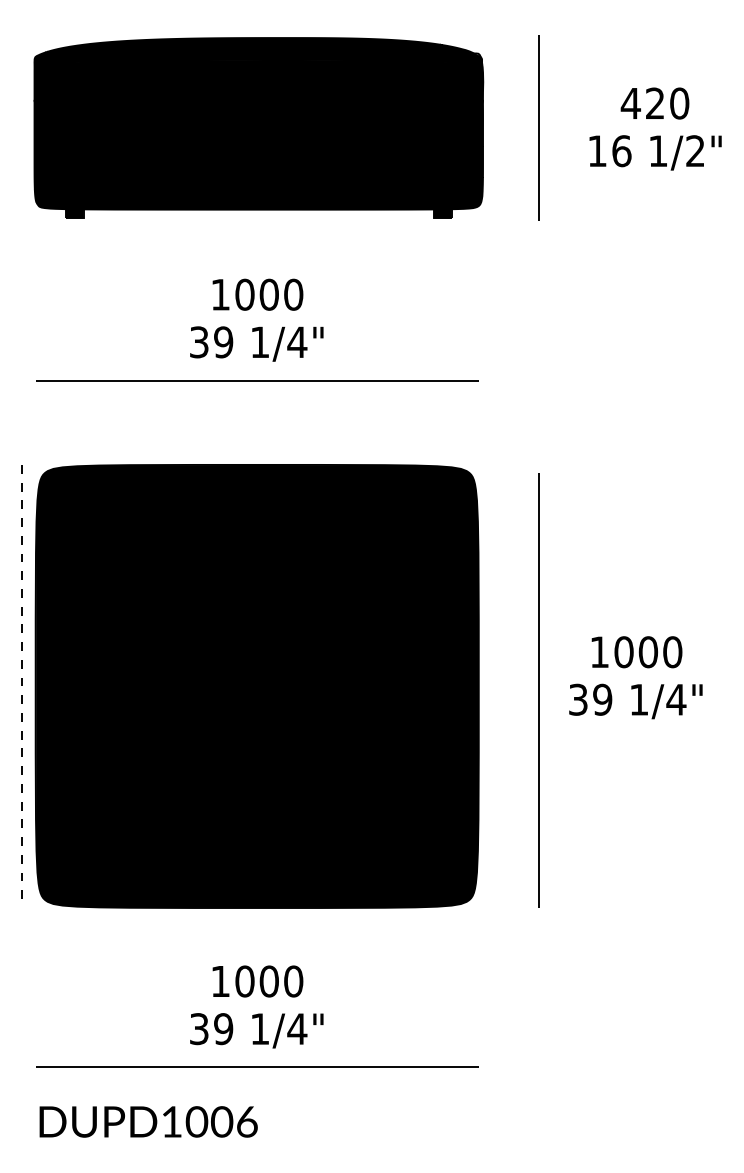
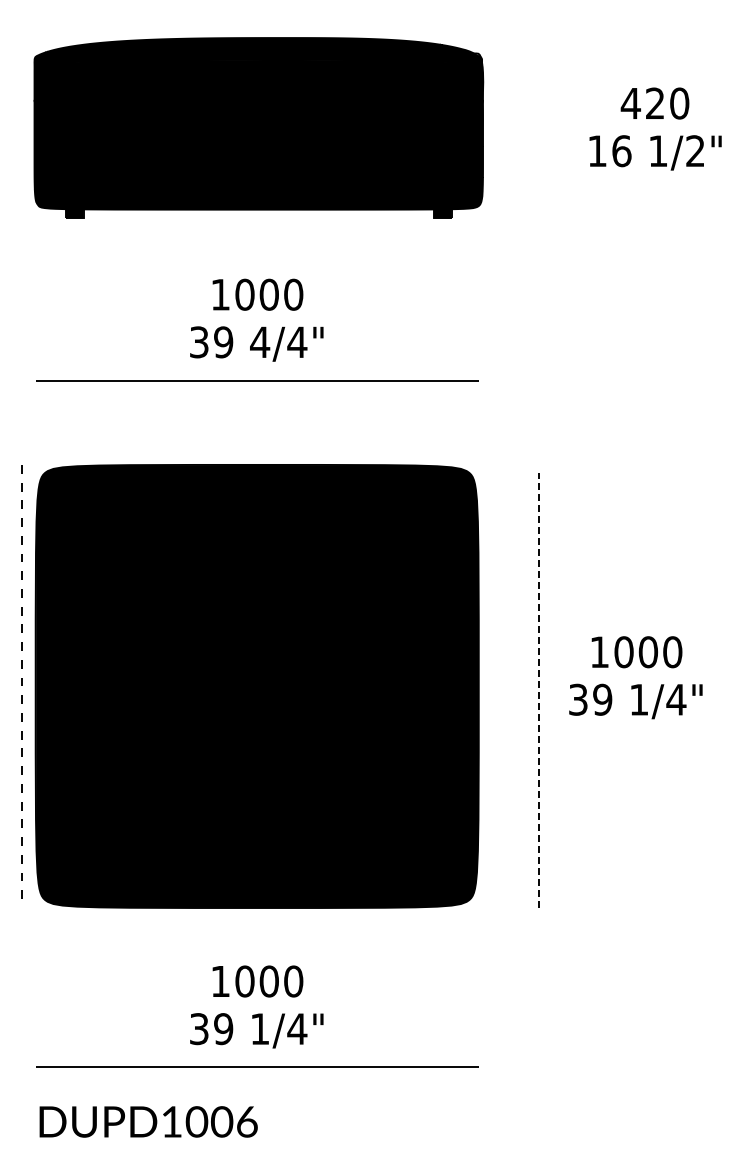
line: present -> none (538, 127)
text: 1/4" -> 4/4" (260, 341)
line: solid -> dashed (538, 690)
